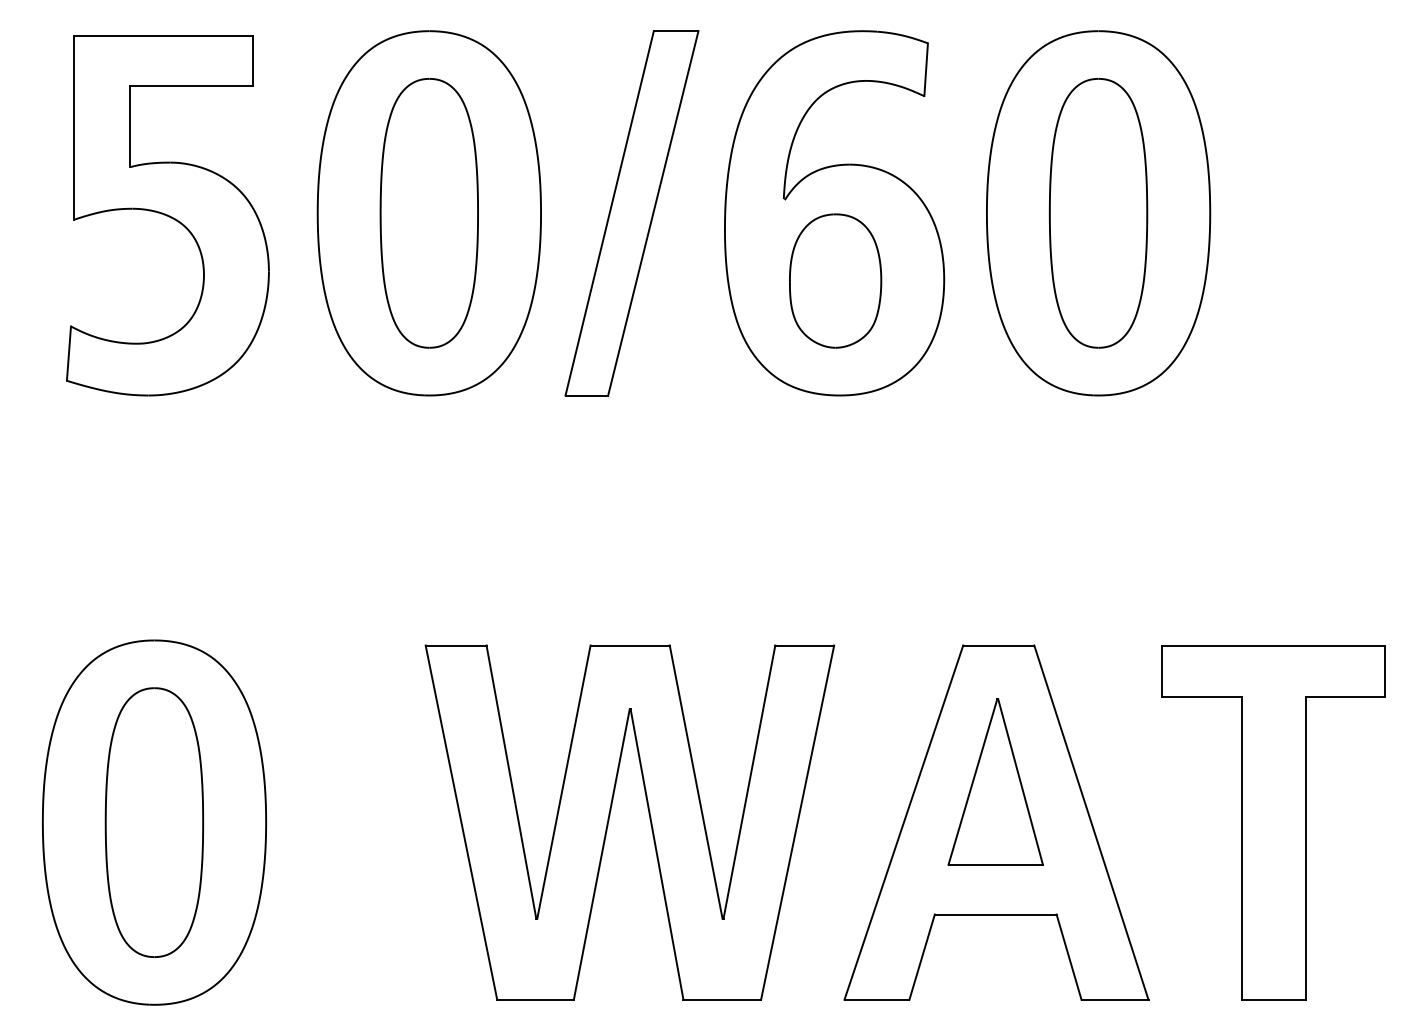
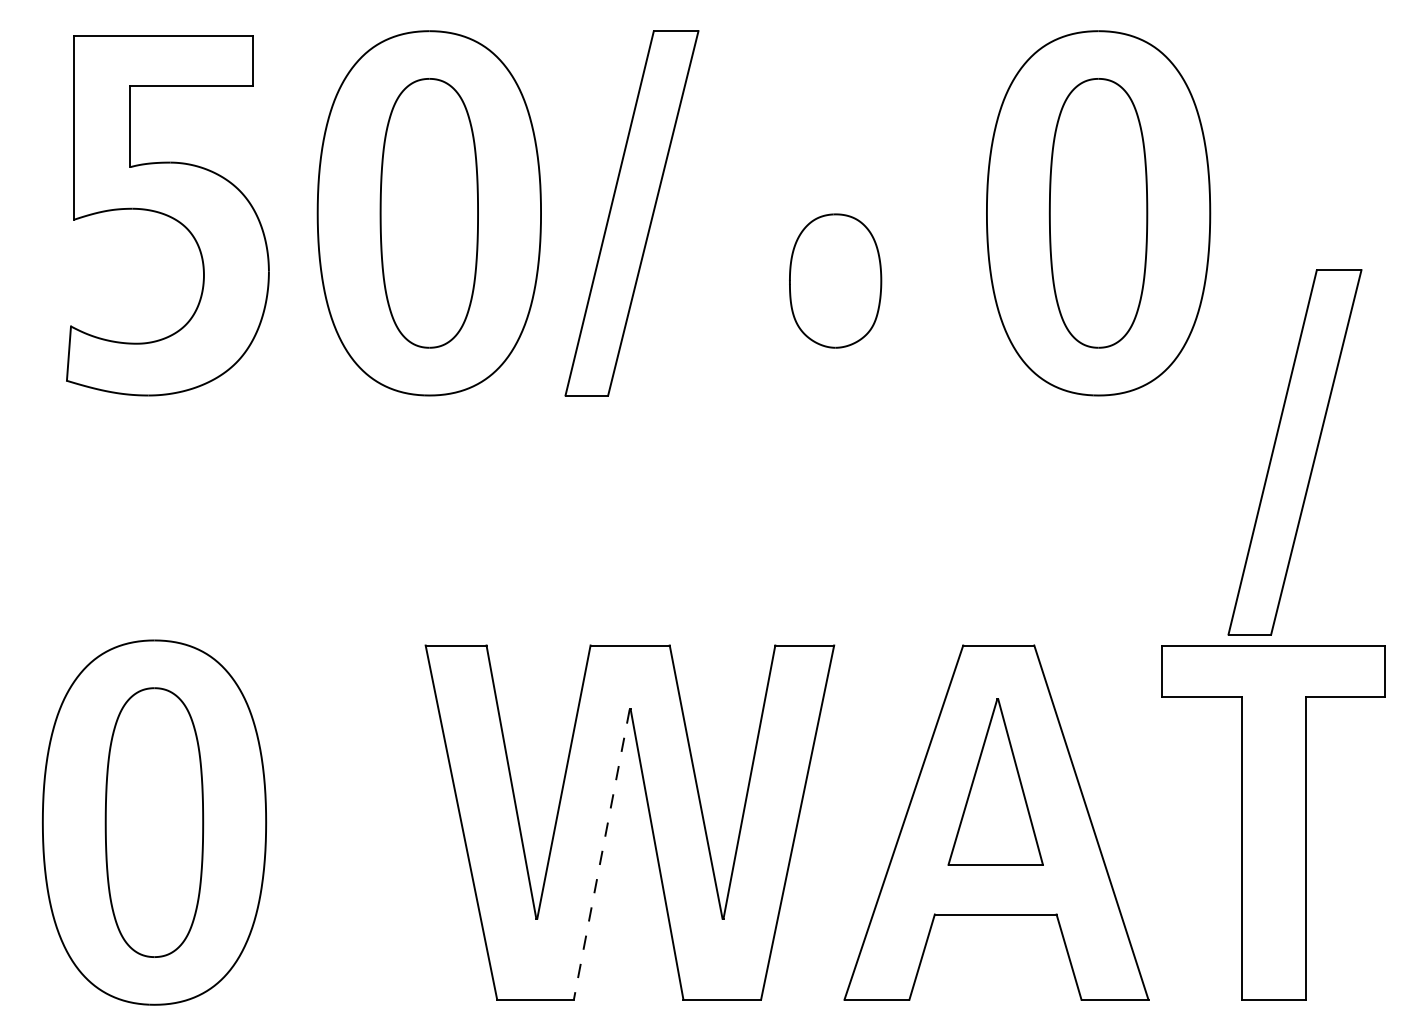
part: present -> none (834, 213)
part: none -> present (1294, 452)
line: solid -> dashed (601, 854)
